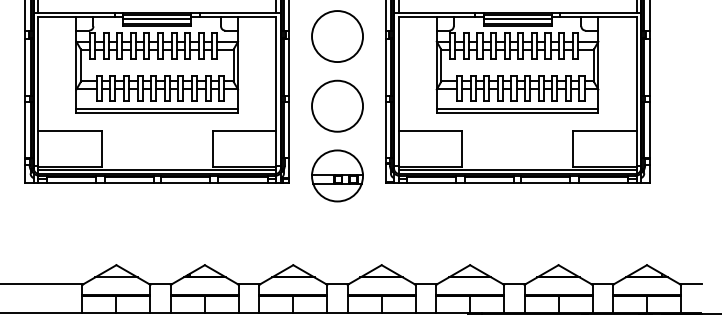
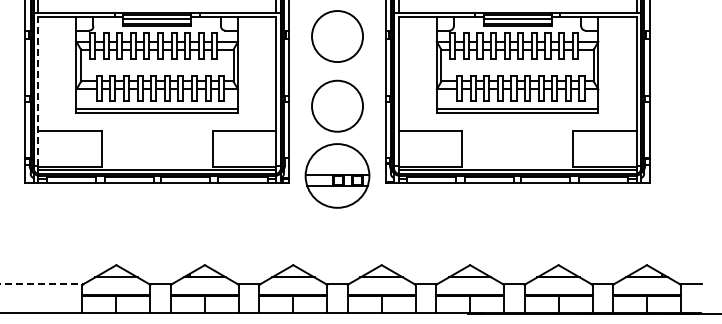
line: solid -> dashed (38, 90)
part size: 53x54 px -> 67x66 px (337, 175)
line: solid -> dashed (42, 284)
